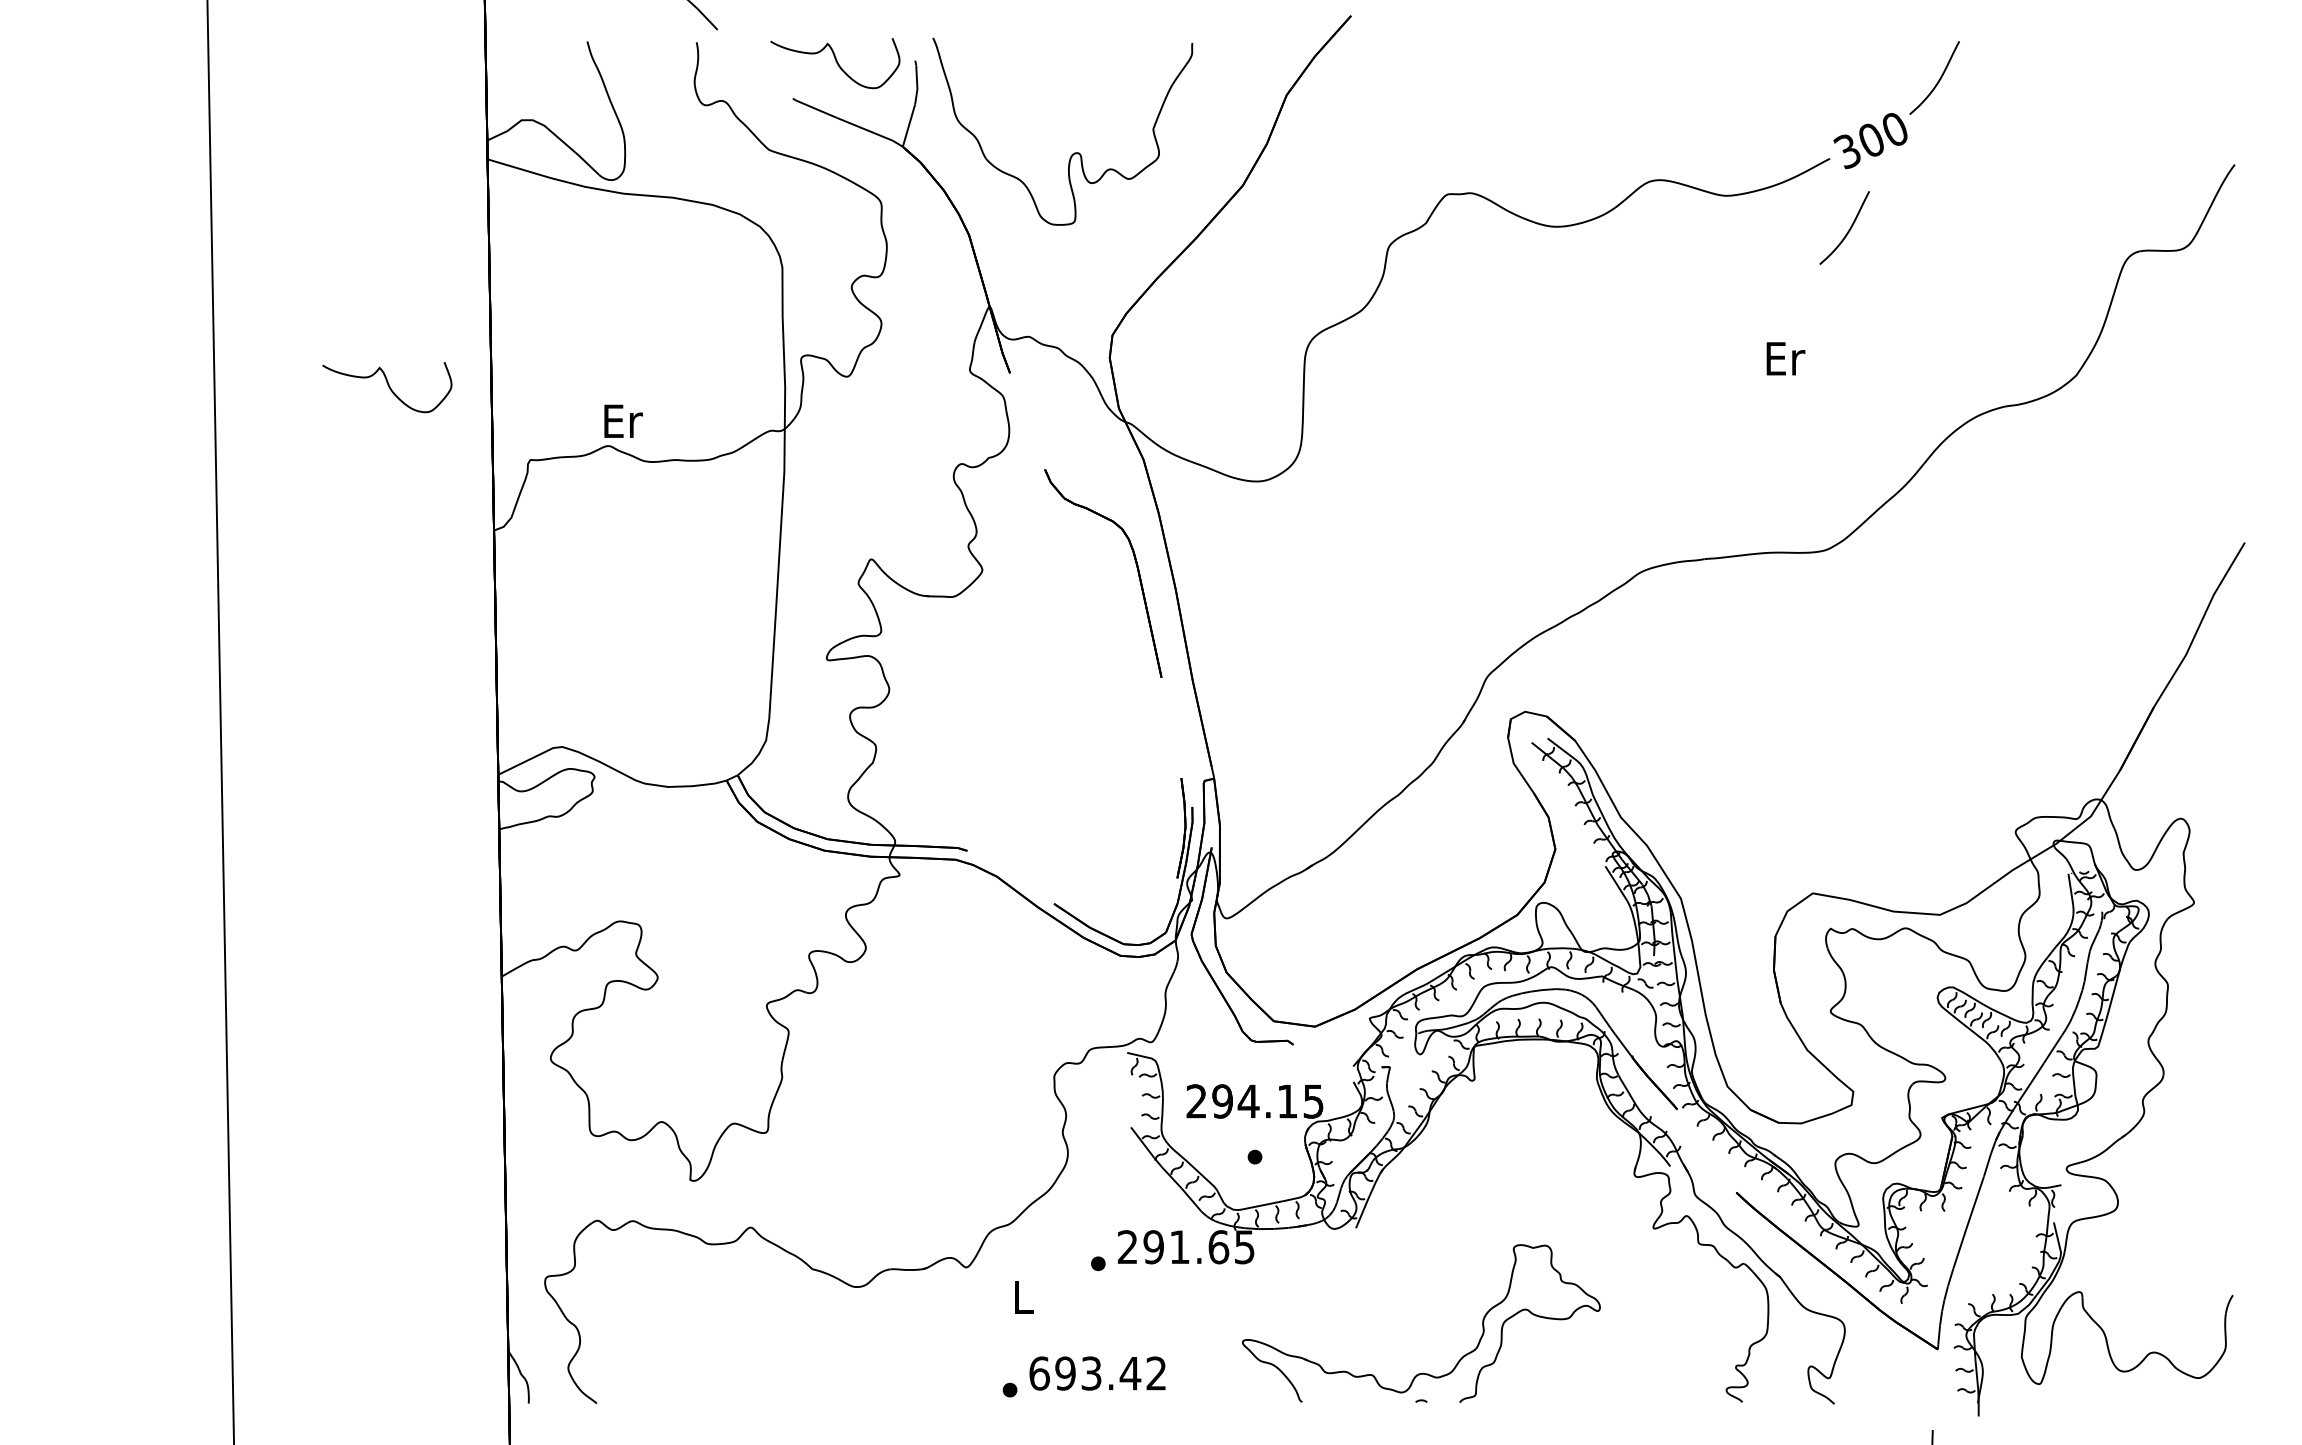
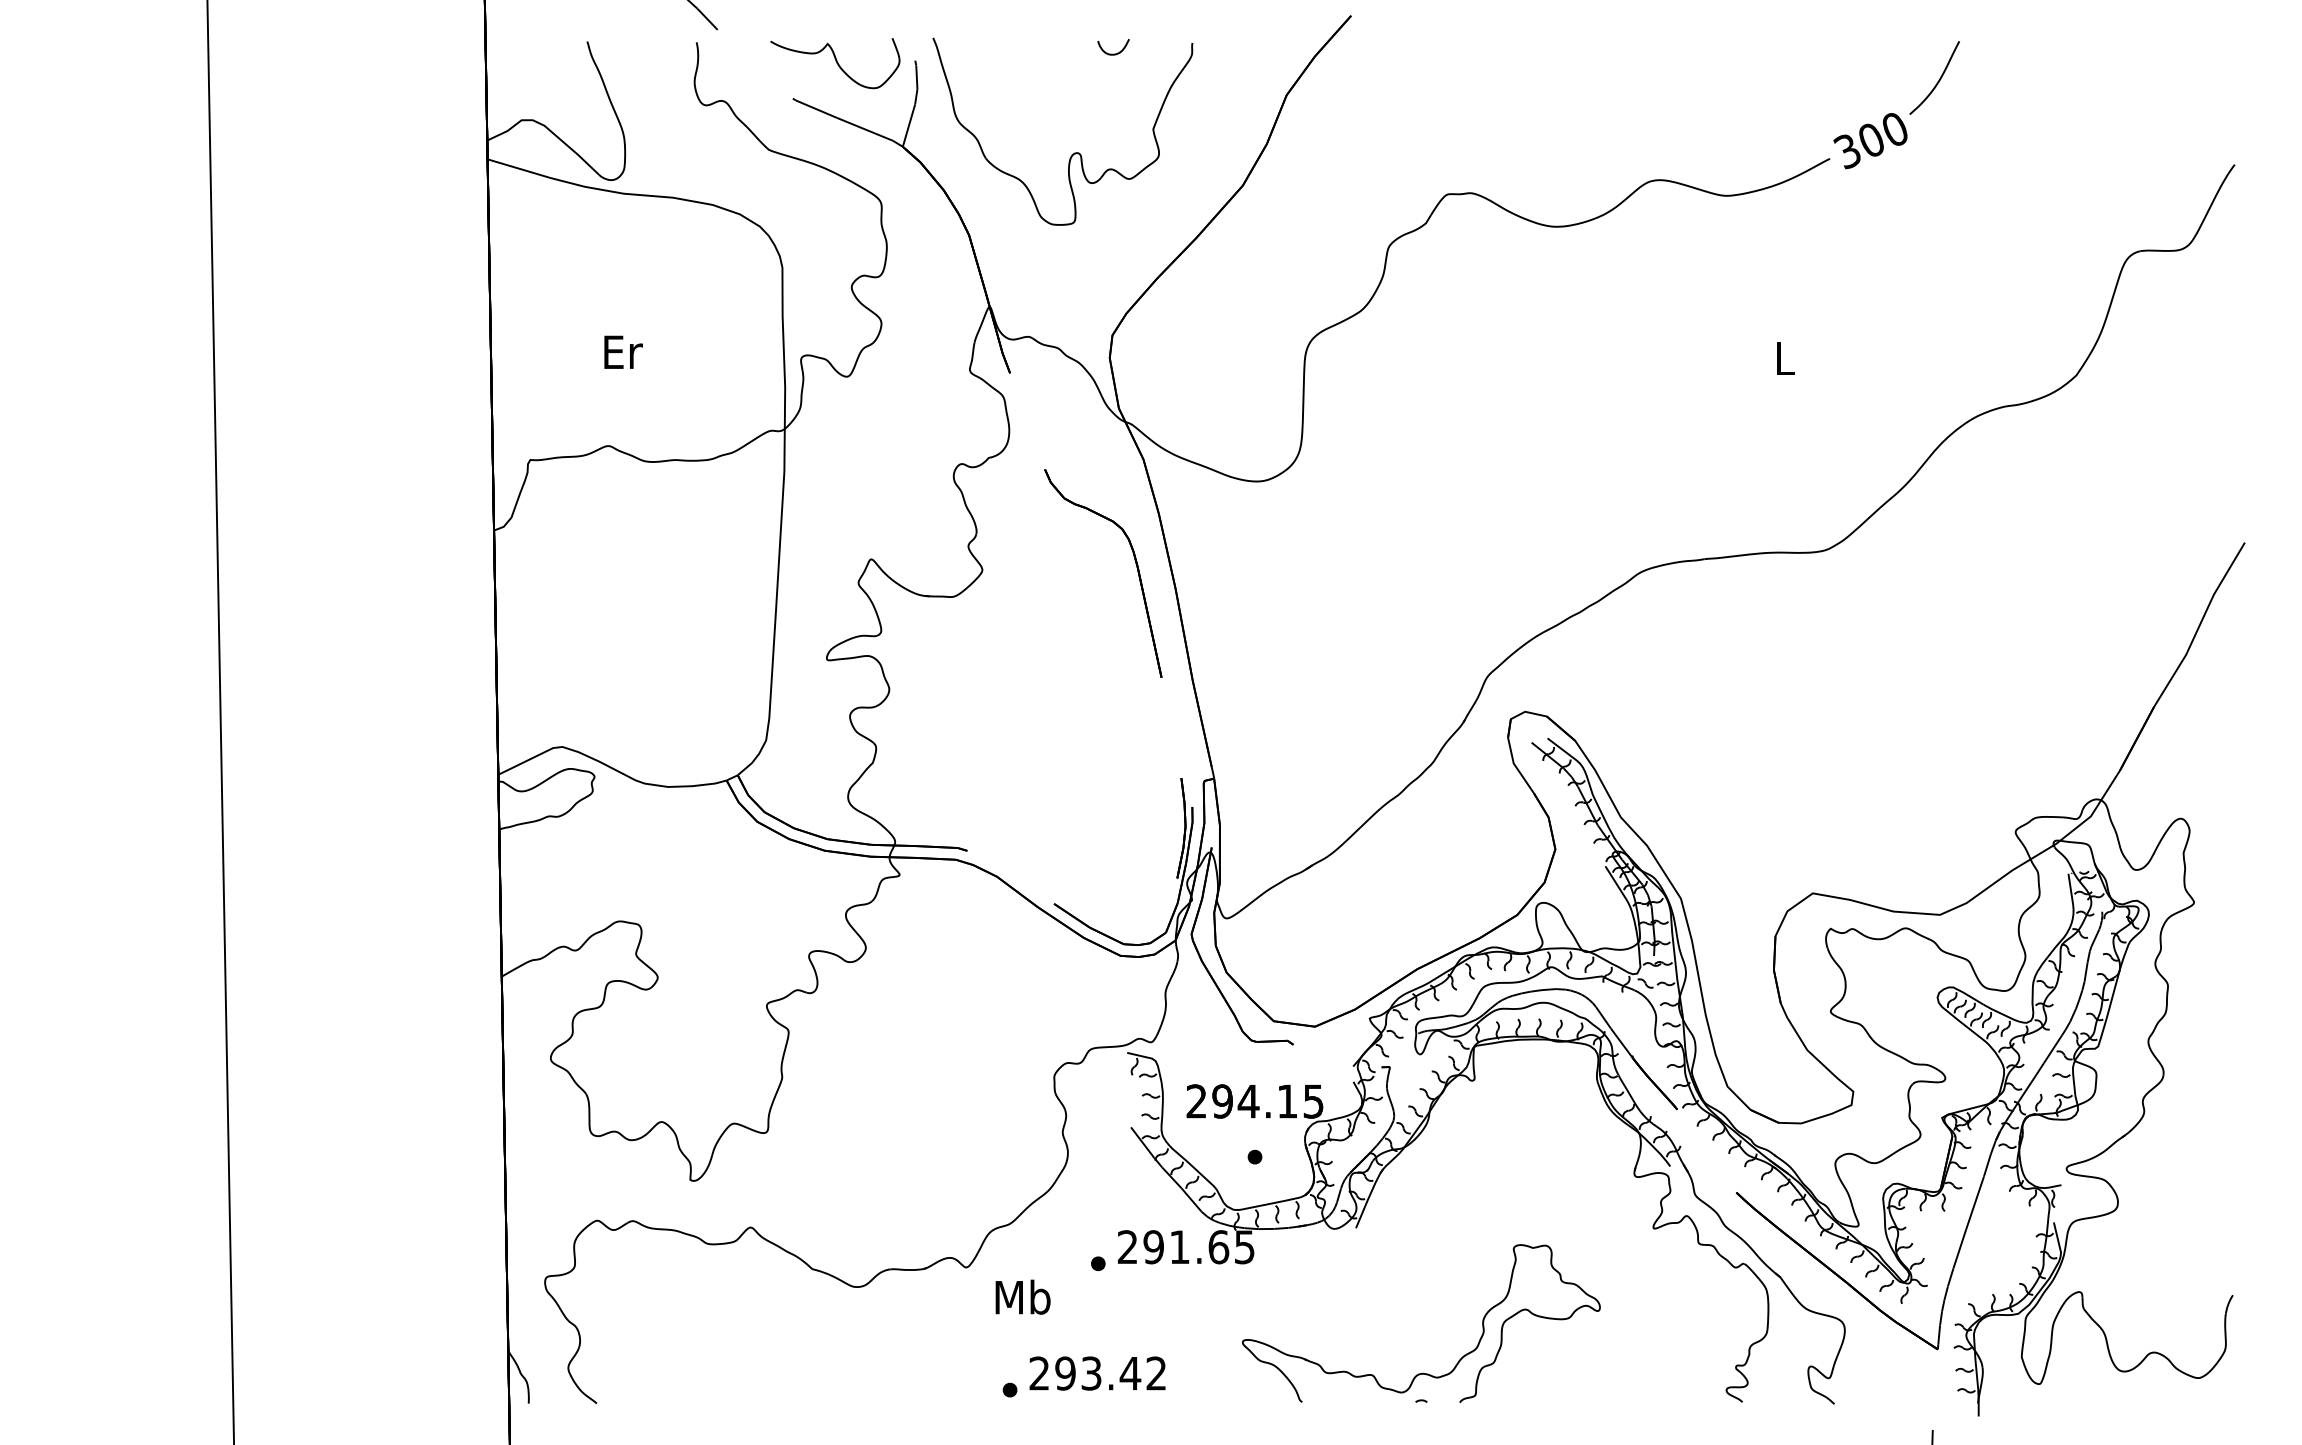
curve: none -> present (1113, 53)
curve: present -> none (1848, 230)
text: Er -> L (1785, 358)
part: present -> none (387, 387)
text position: (623, 420) -> (623, 351) (623, 351)
text: L -> Mb (1022, 1296)
text: 693.42 -> 293.42 (1039, 1373)
